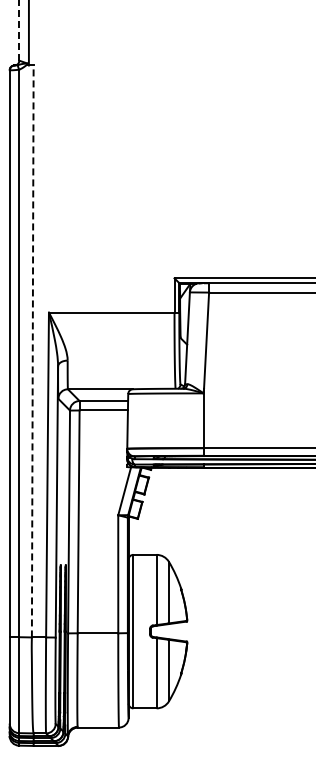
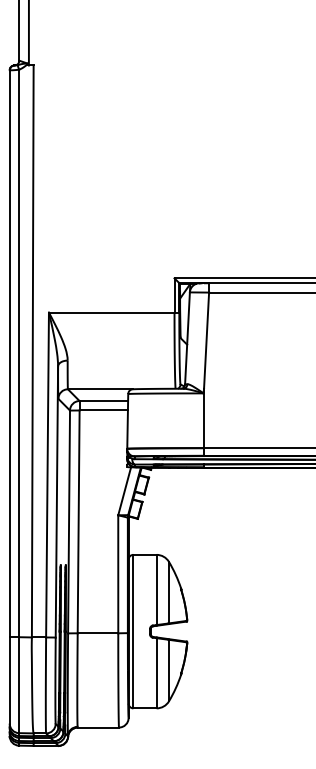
line: dashed -> solid (19, 30)
line: dashed -> solid (32, 351)
